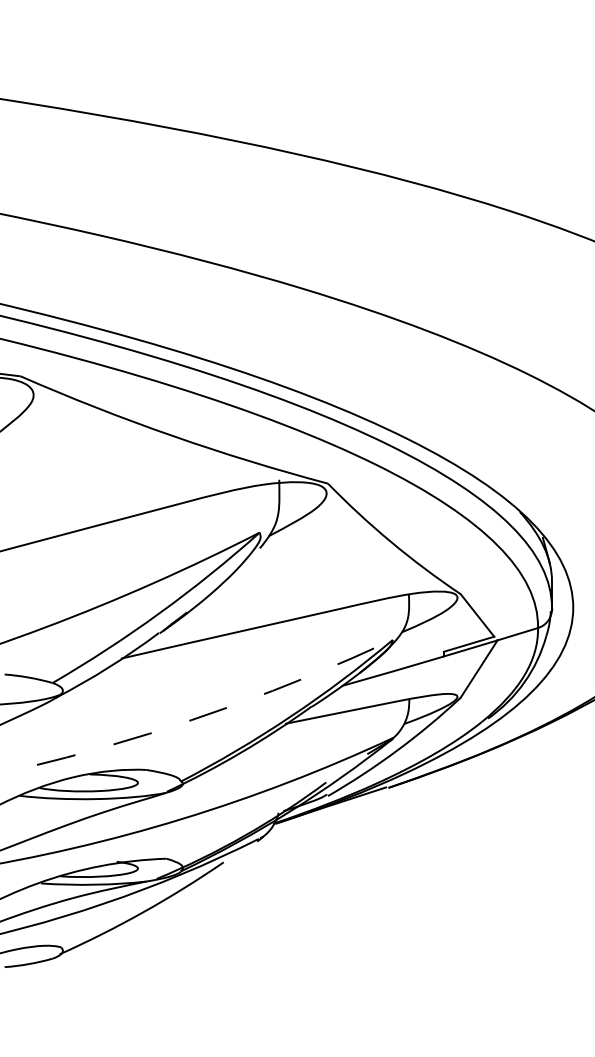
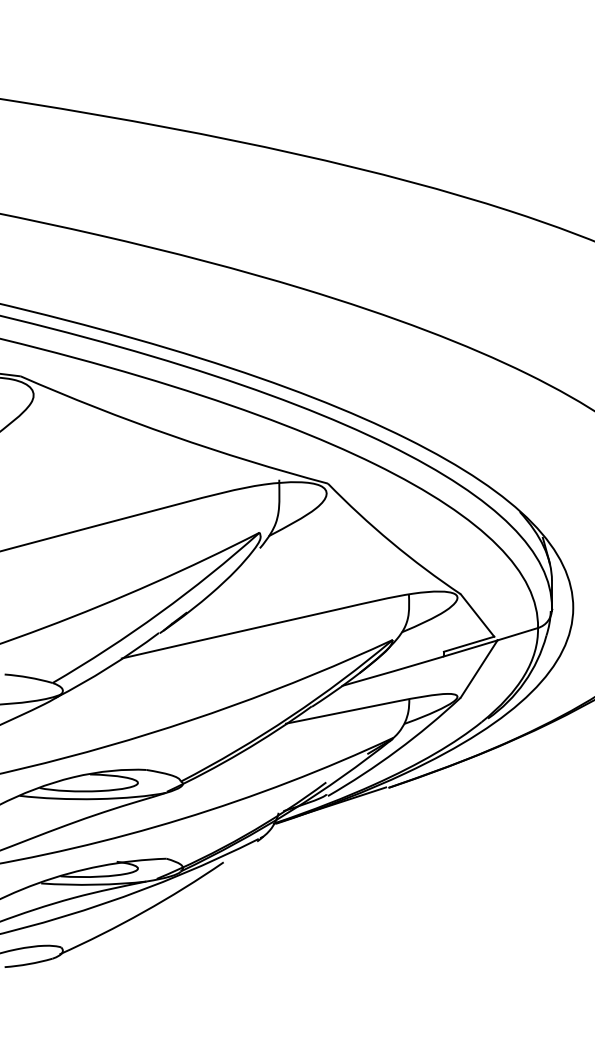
arc: dashed -> solid (199, 717)
